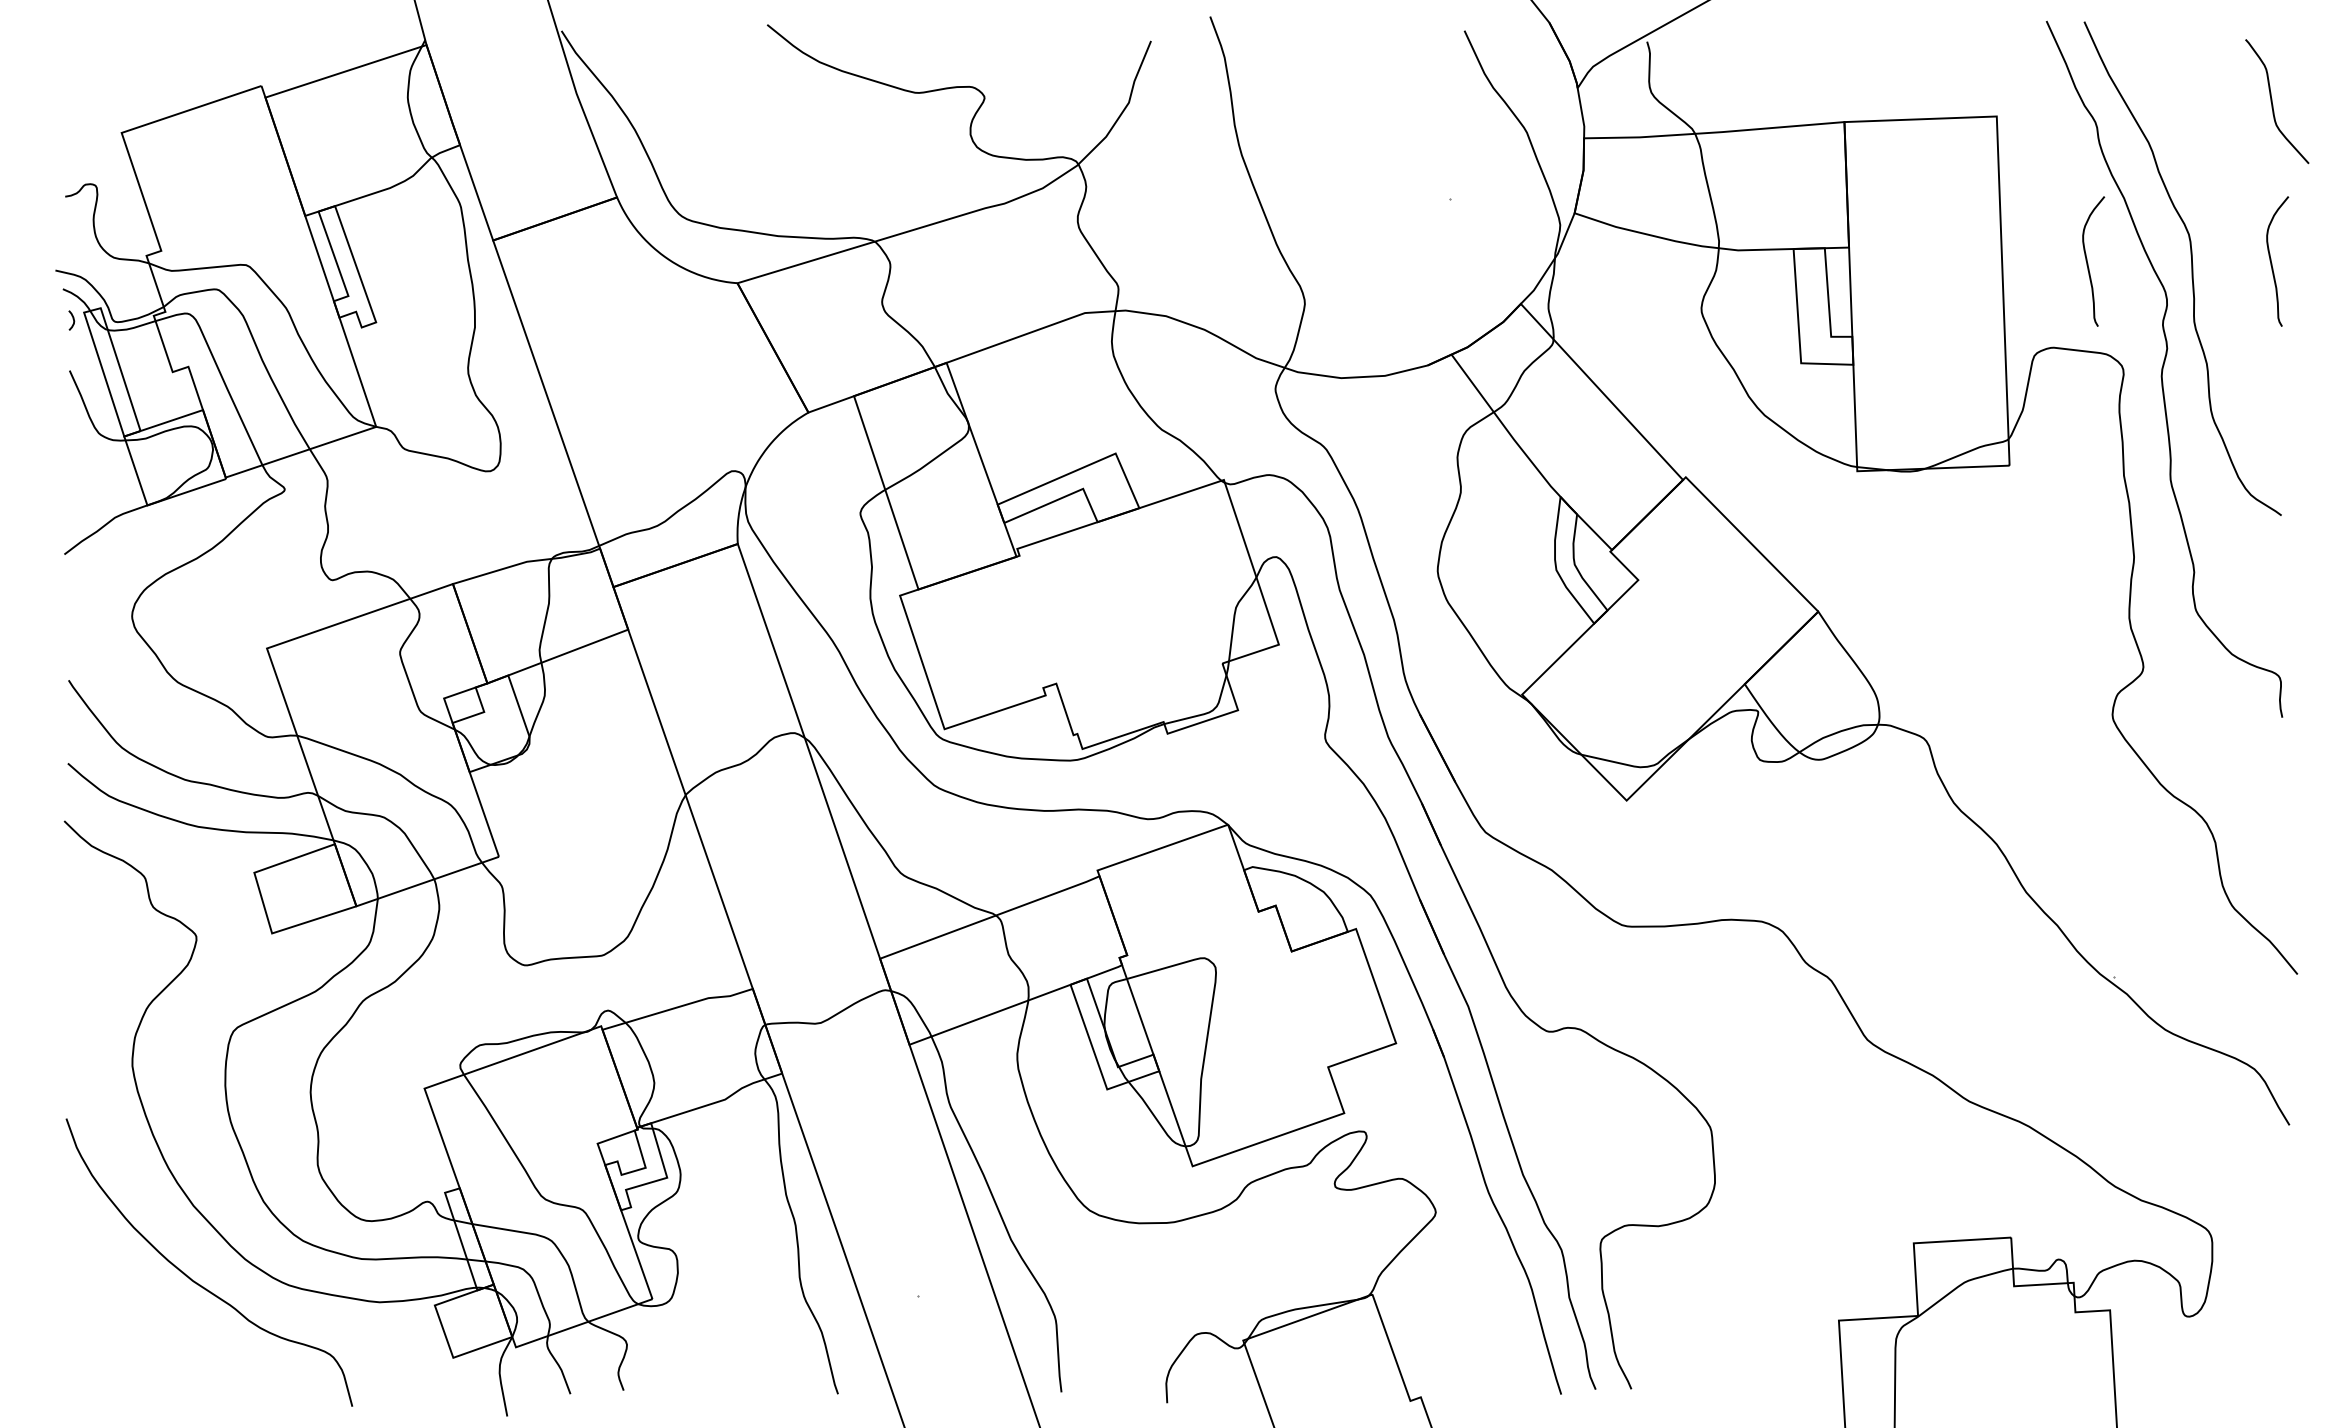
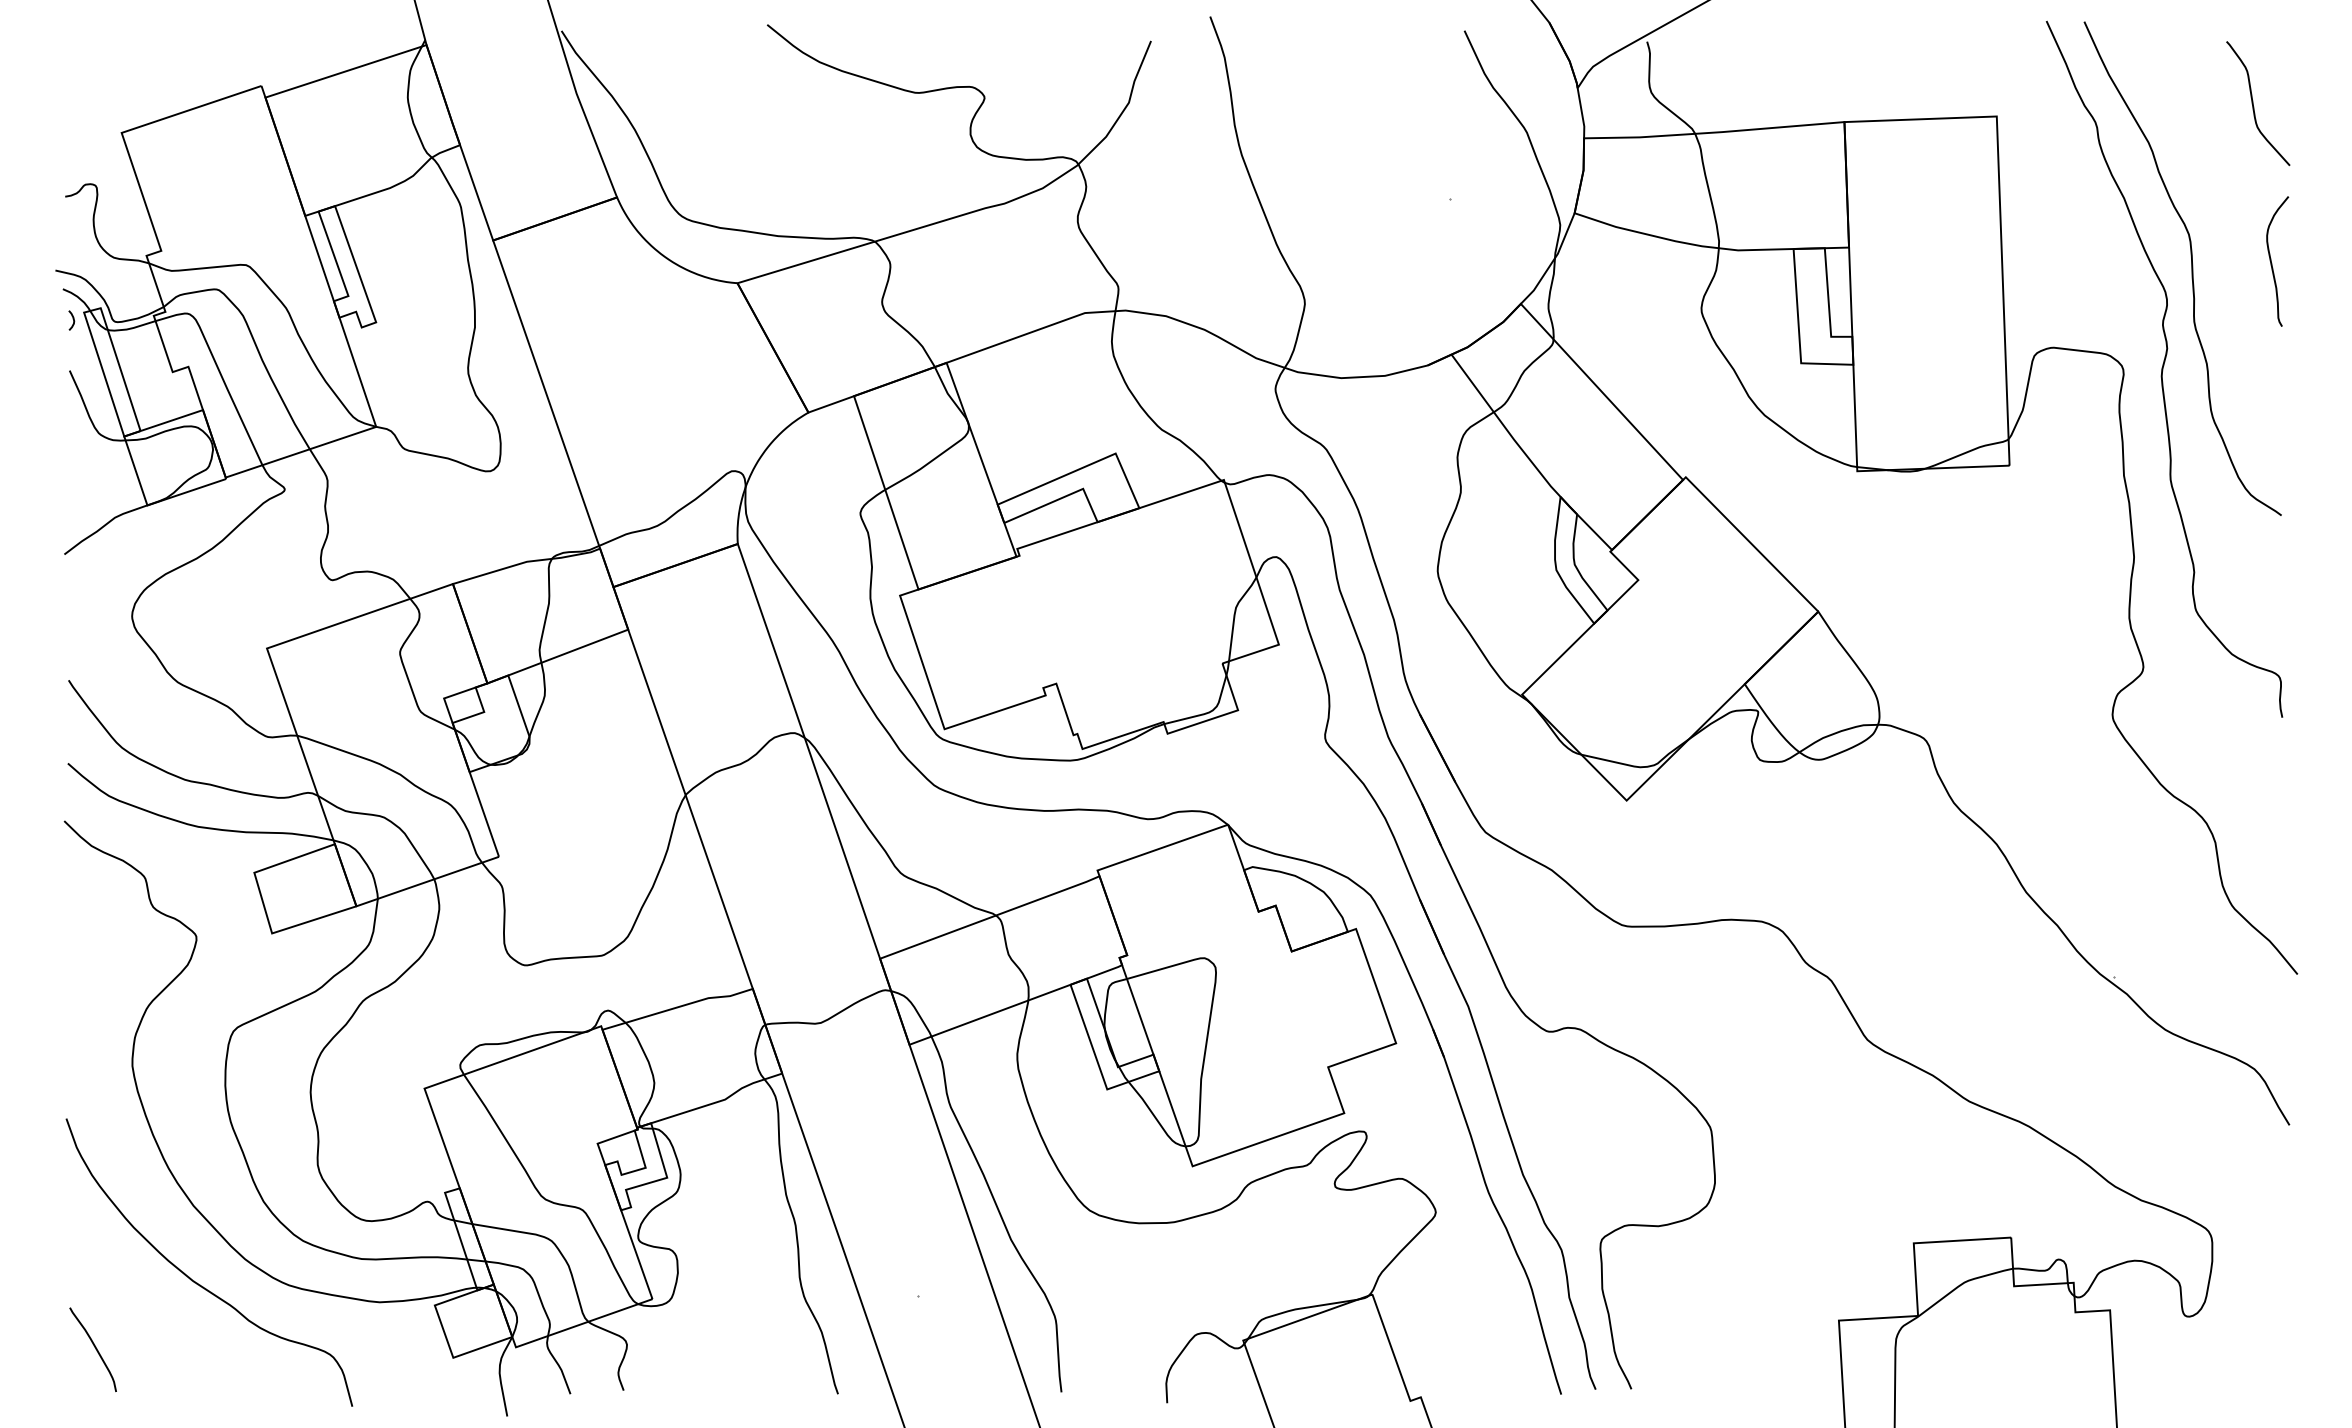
curve position: (2272, 101) -> (2253, 103) (2253, 103)
curve: present -> none (2088, 263)
curve: none -> present (94, 1347)
